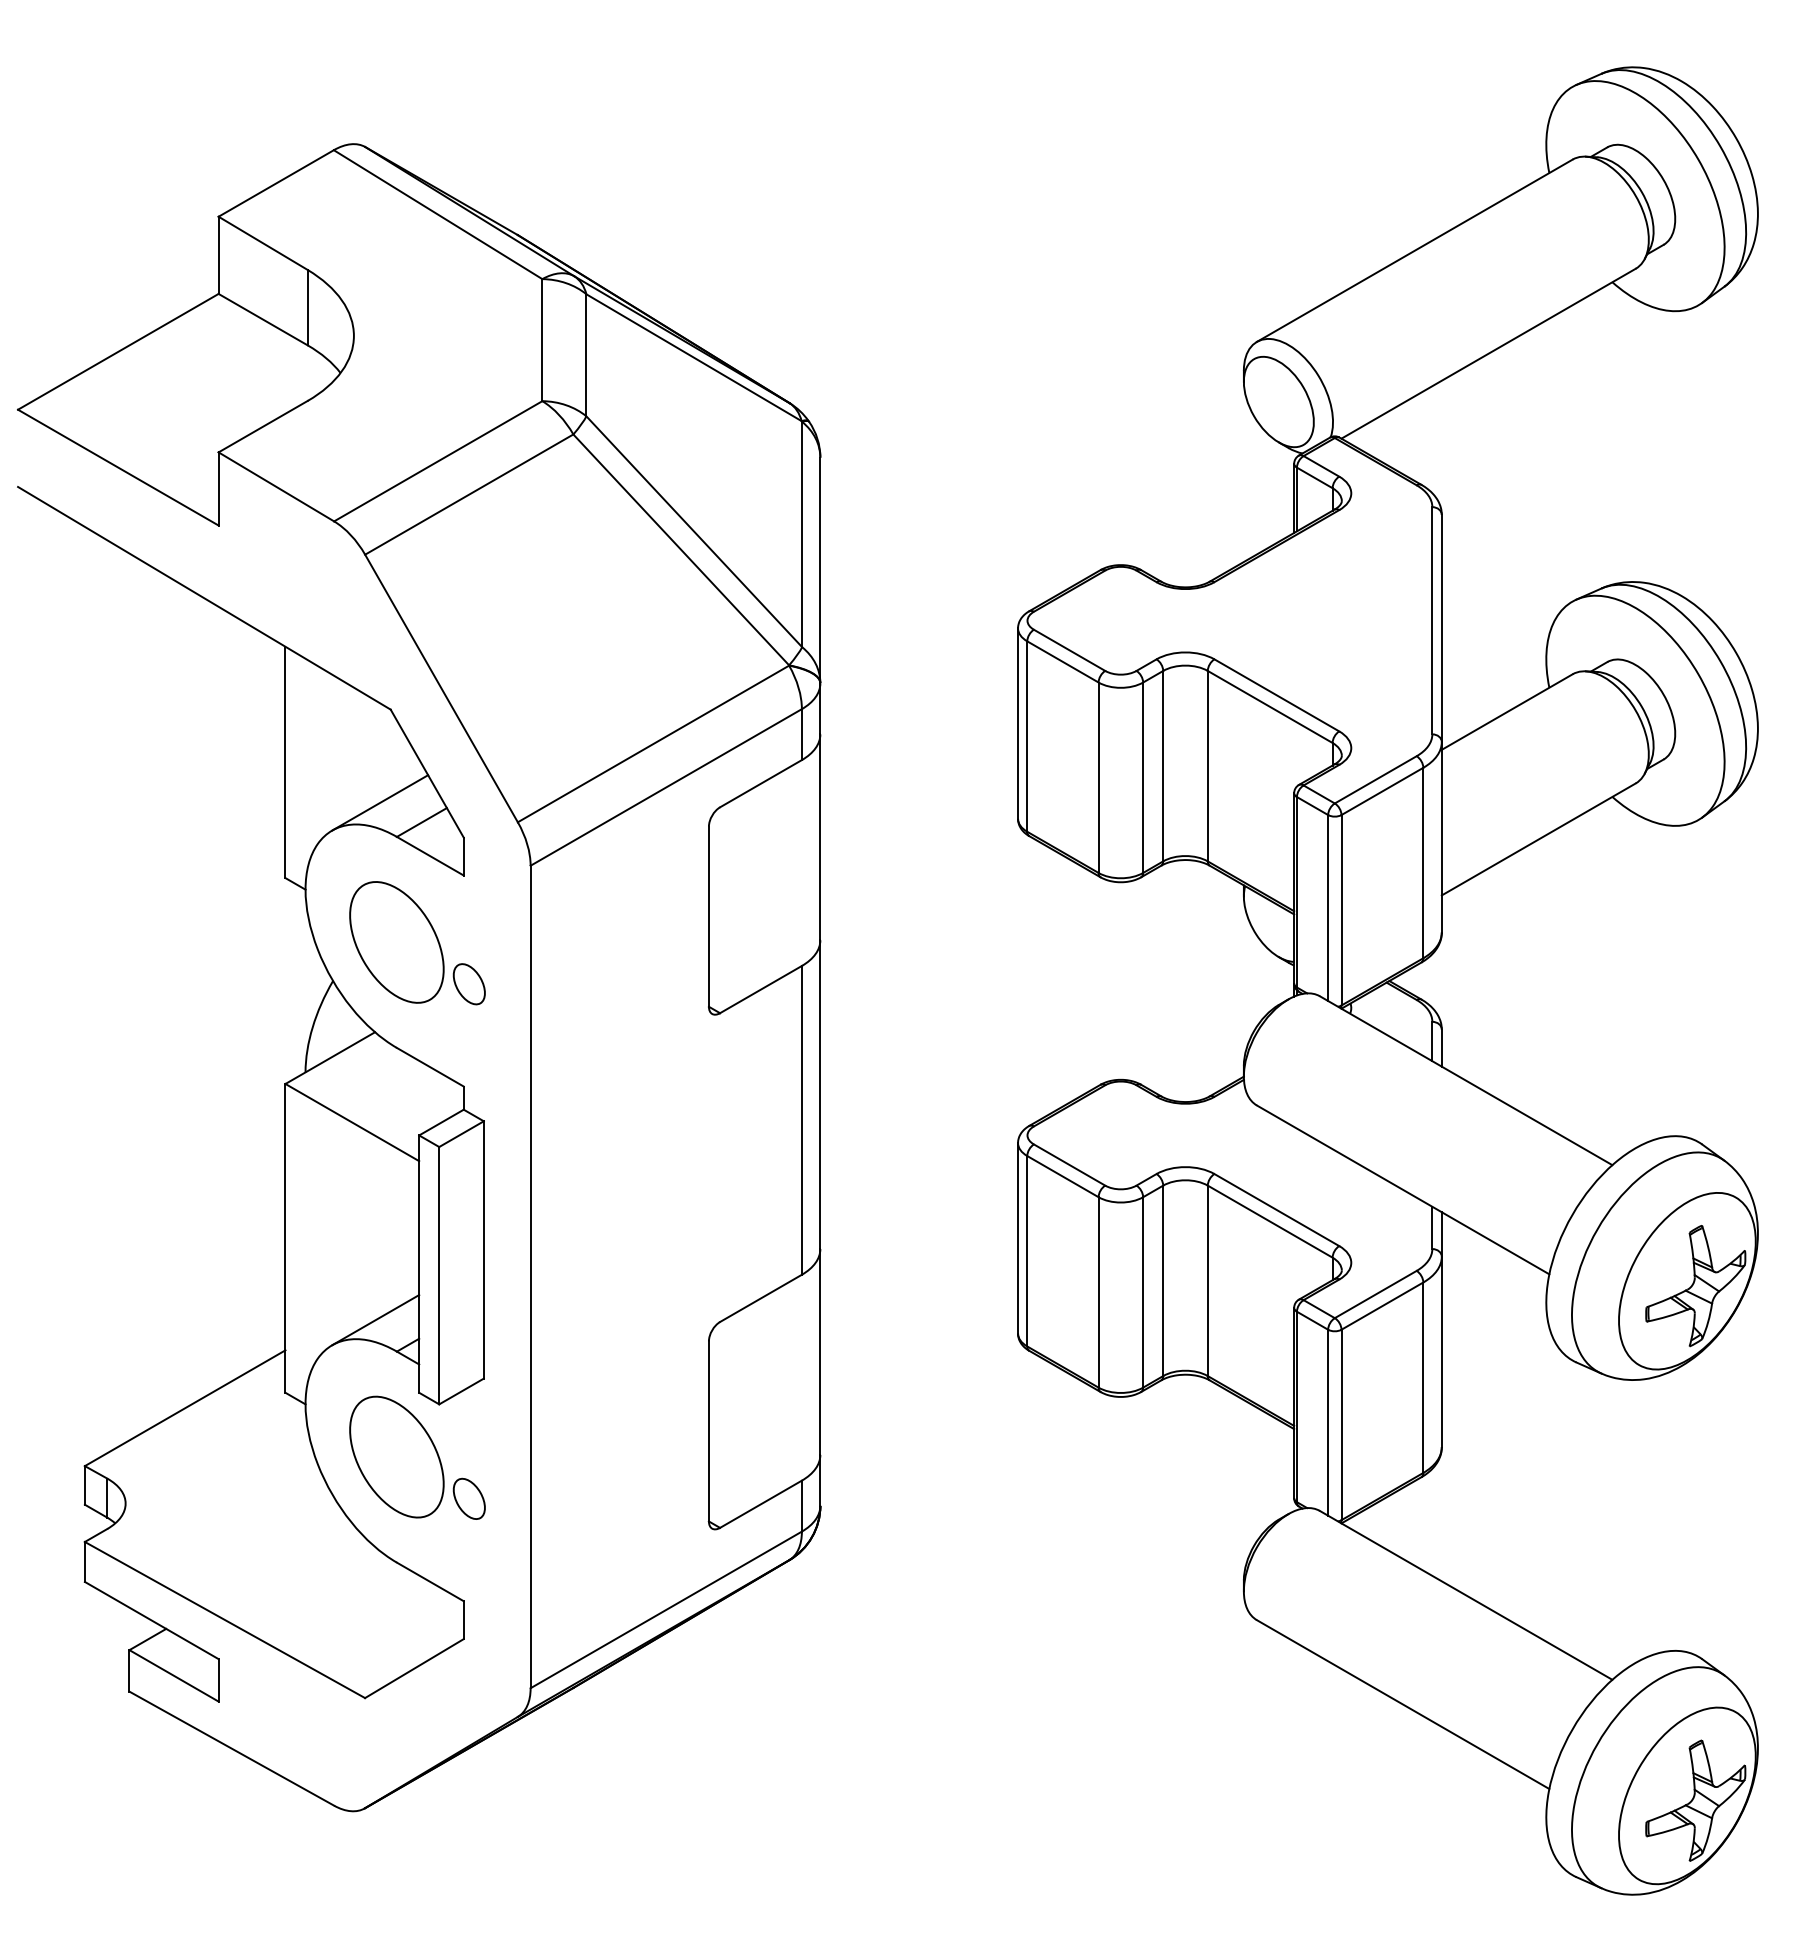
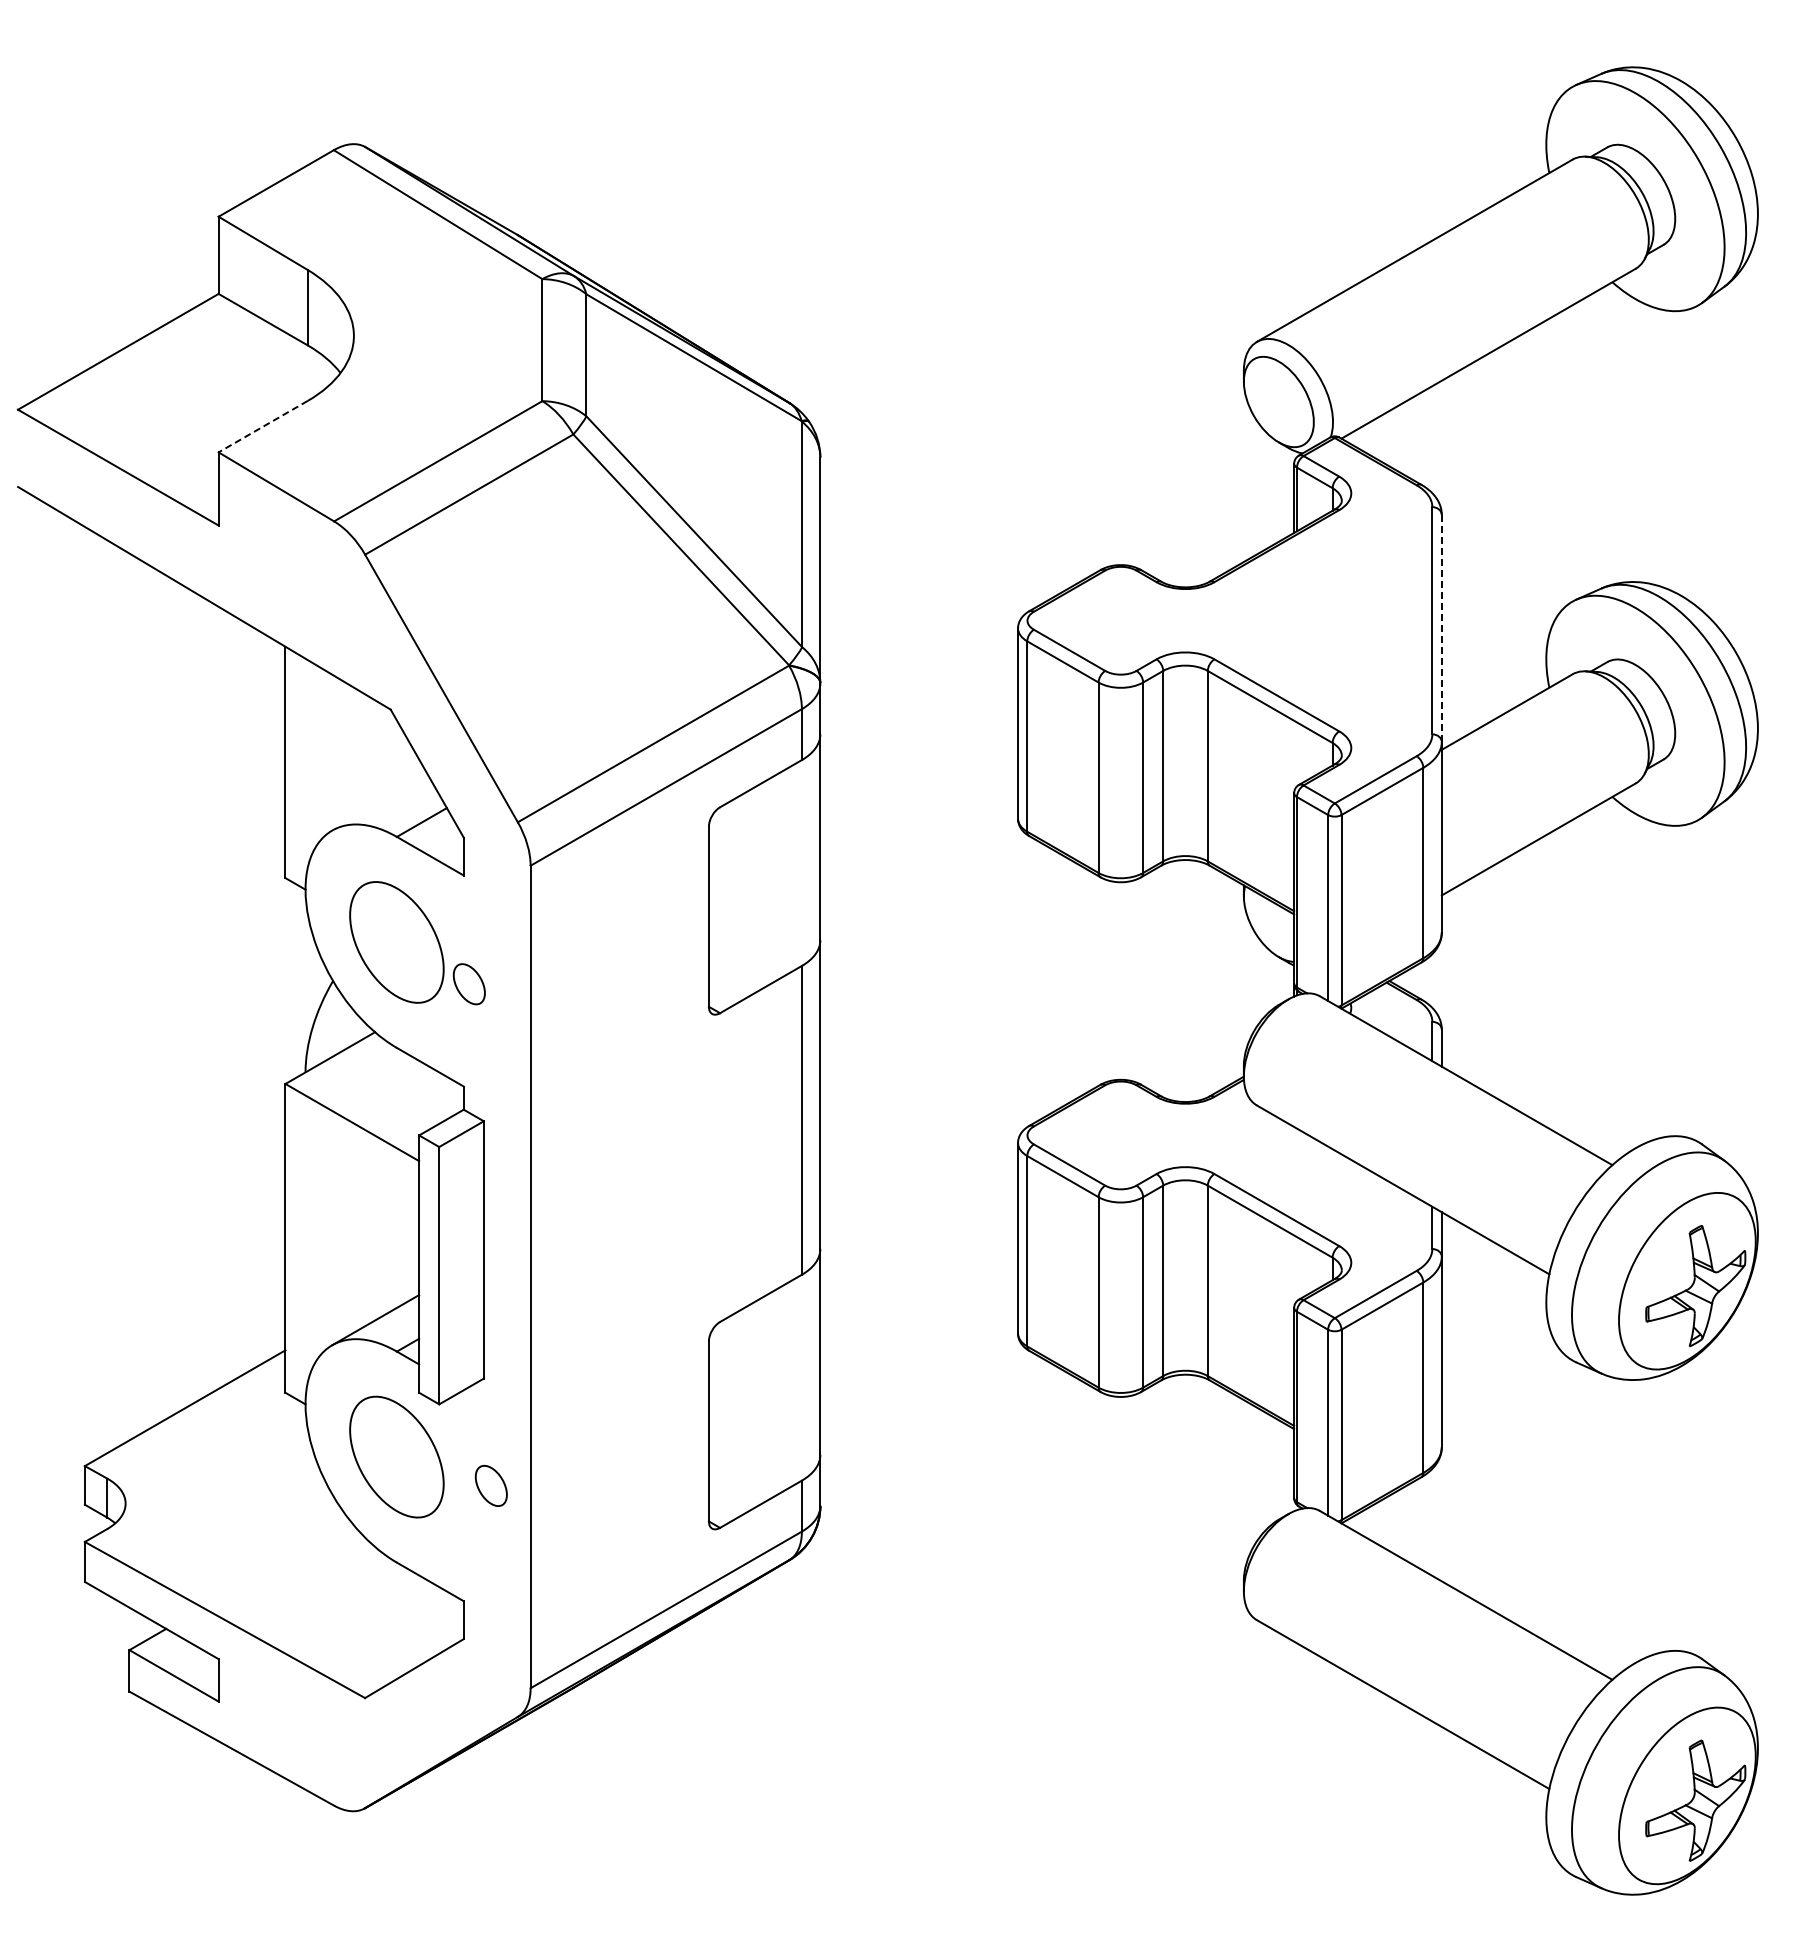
line: solid -> dashed (262, 426)
line: solid -> dashed (1441, 628)
line: present -> none (380, 802)
part position: (468, 1498) -> (490, 1485) (490, 1485)
